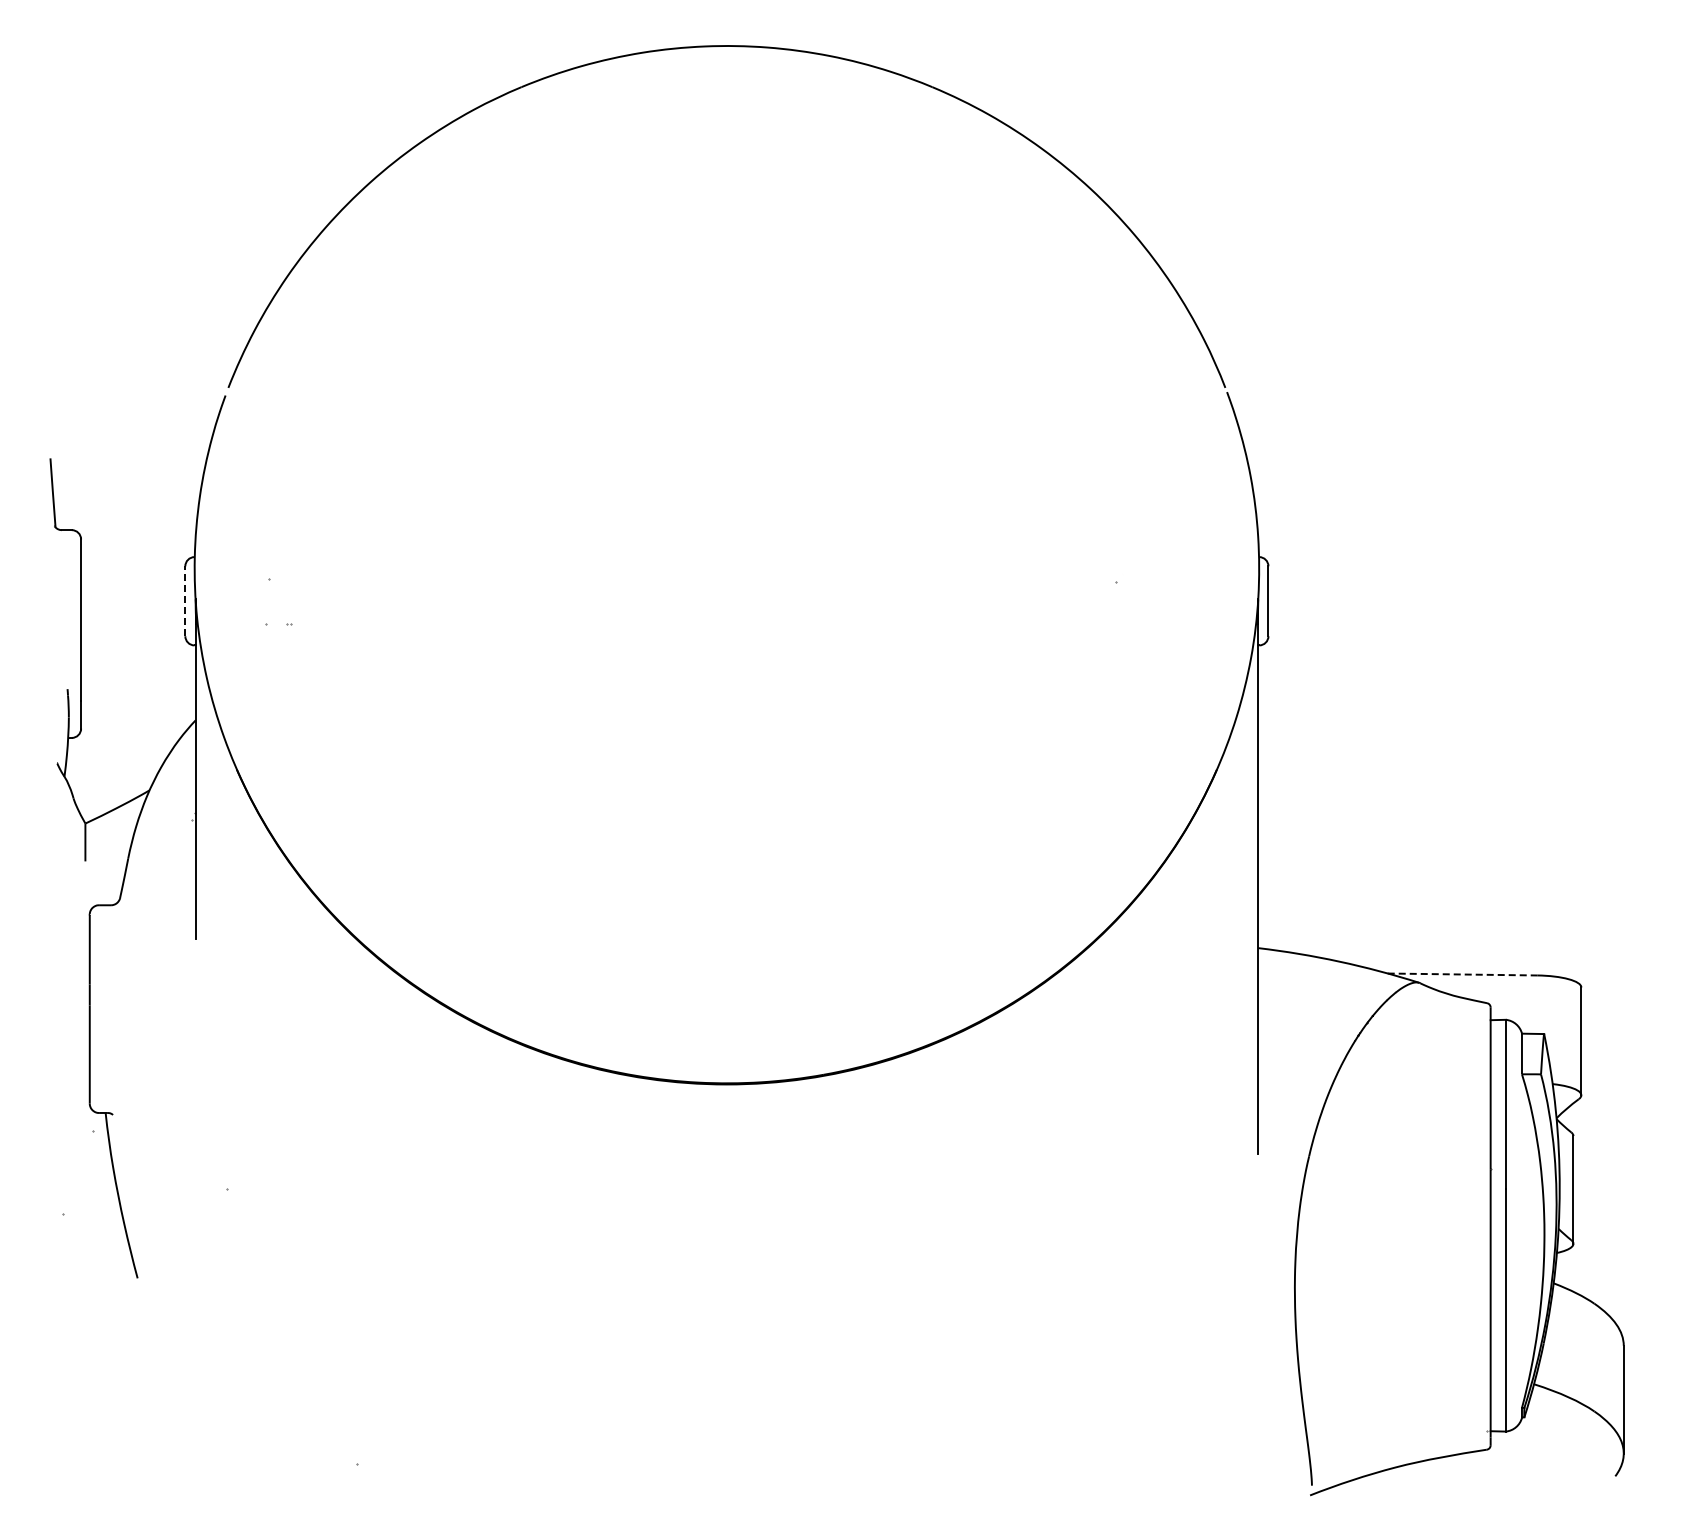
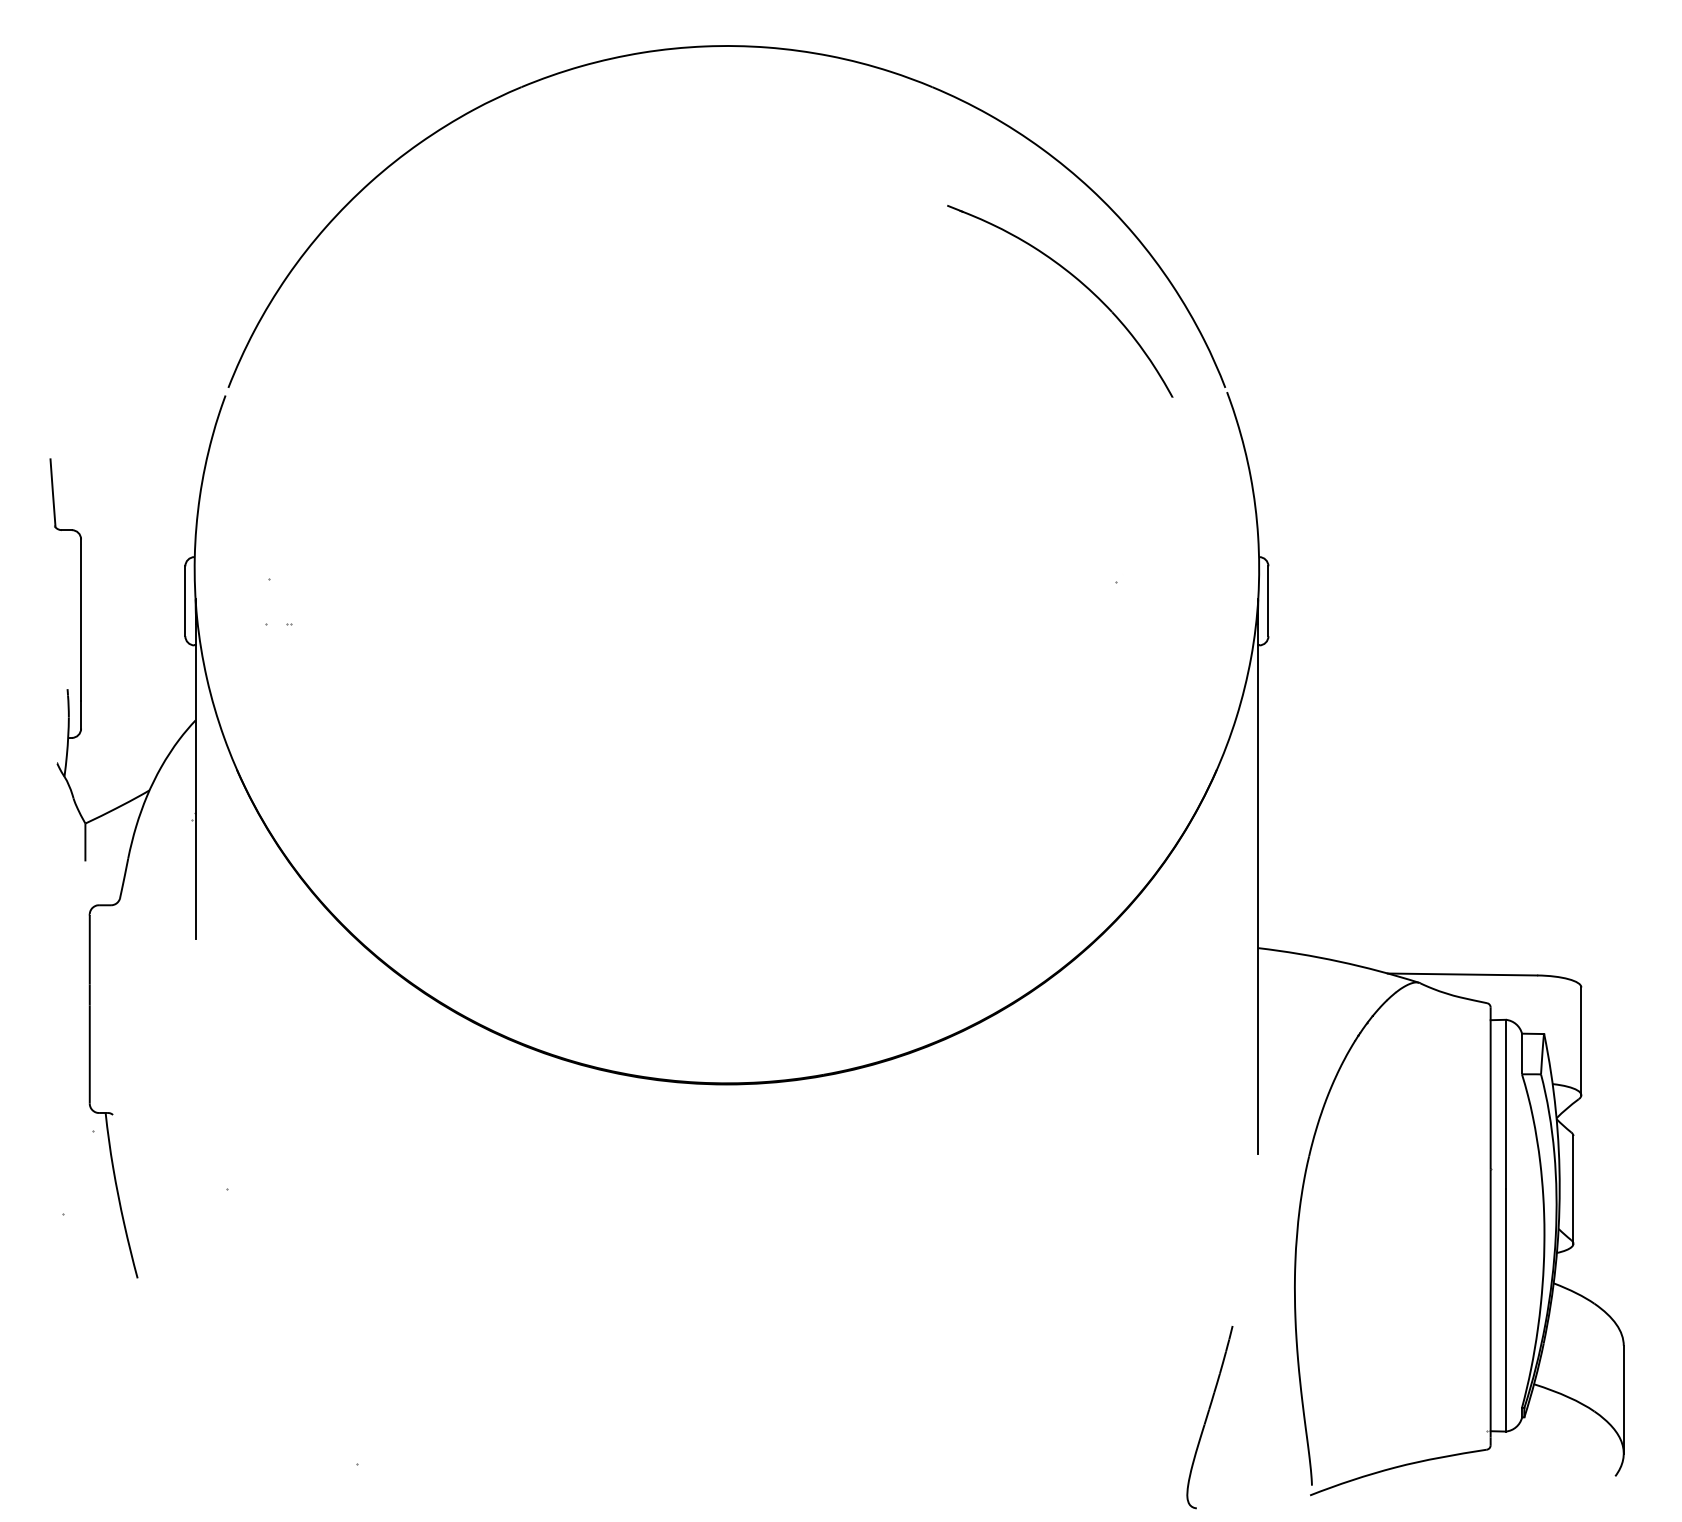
part: none -> present (1079, 282)
line: dashed -> solid (185, 601)
line: dashed -> solid (1462, 974)
part: none -> present (1209, 1417)
